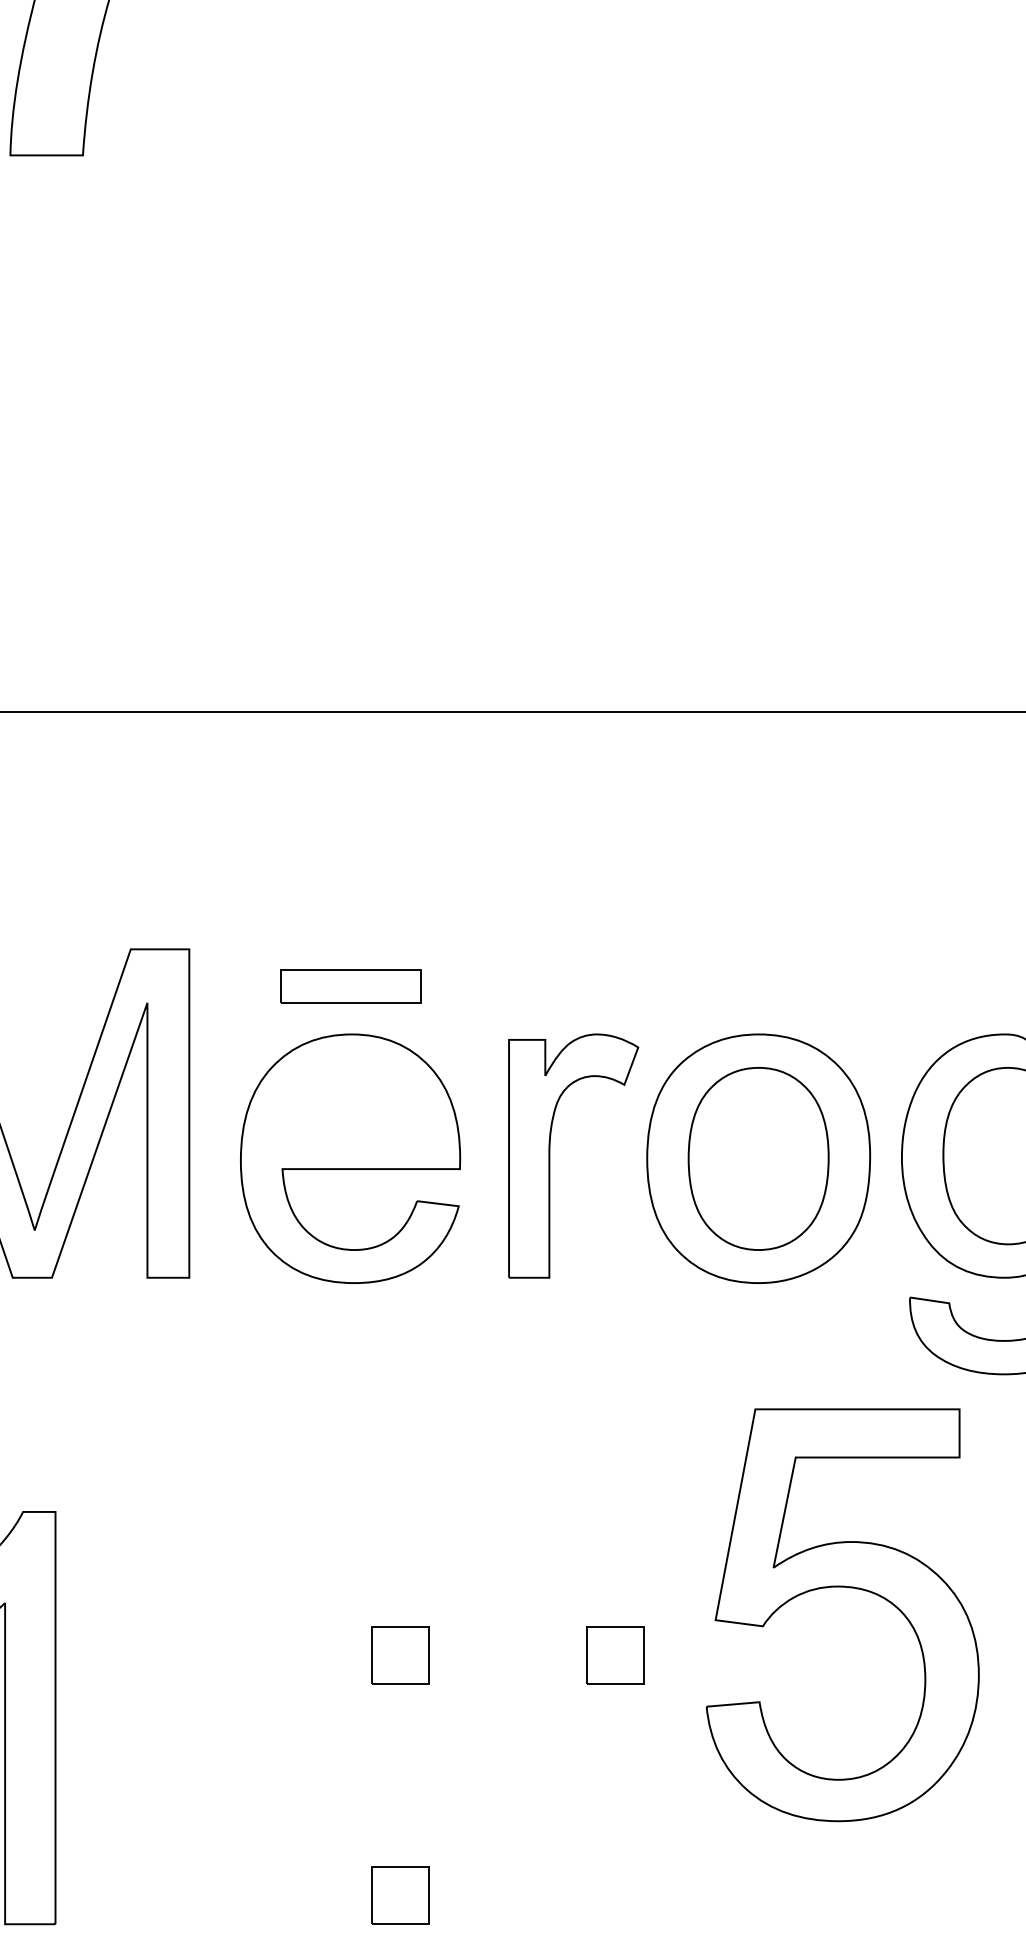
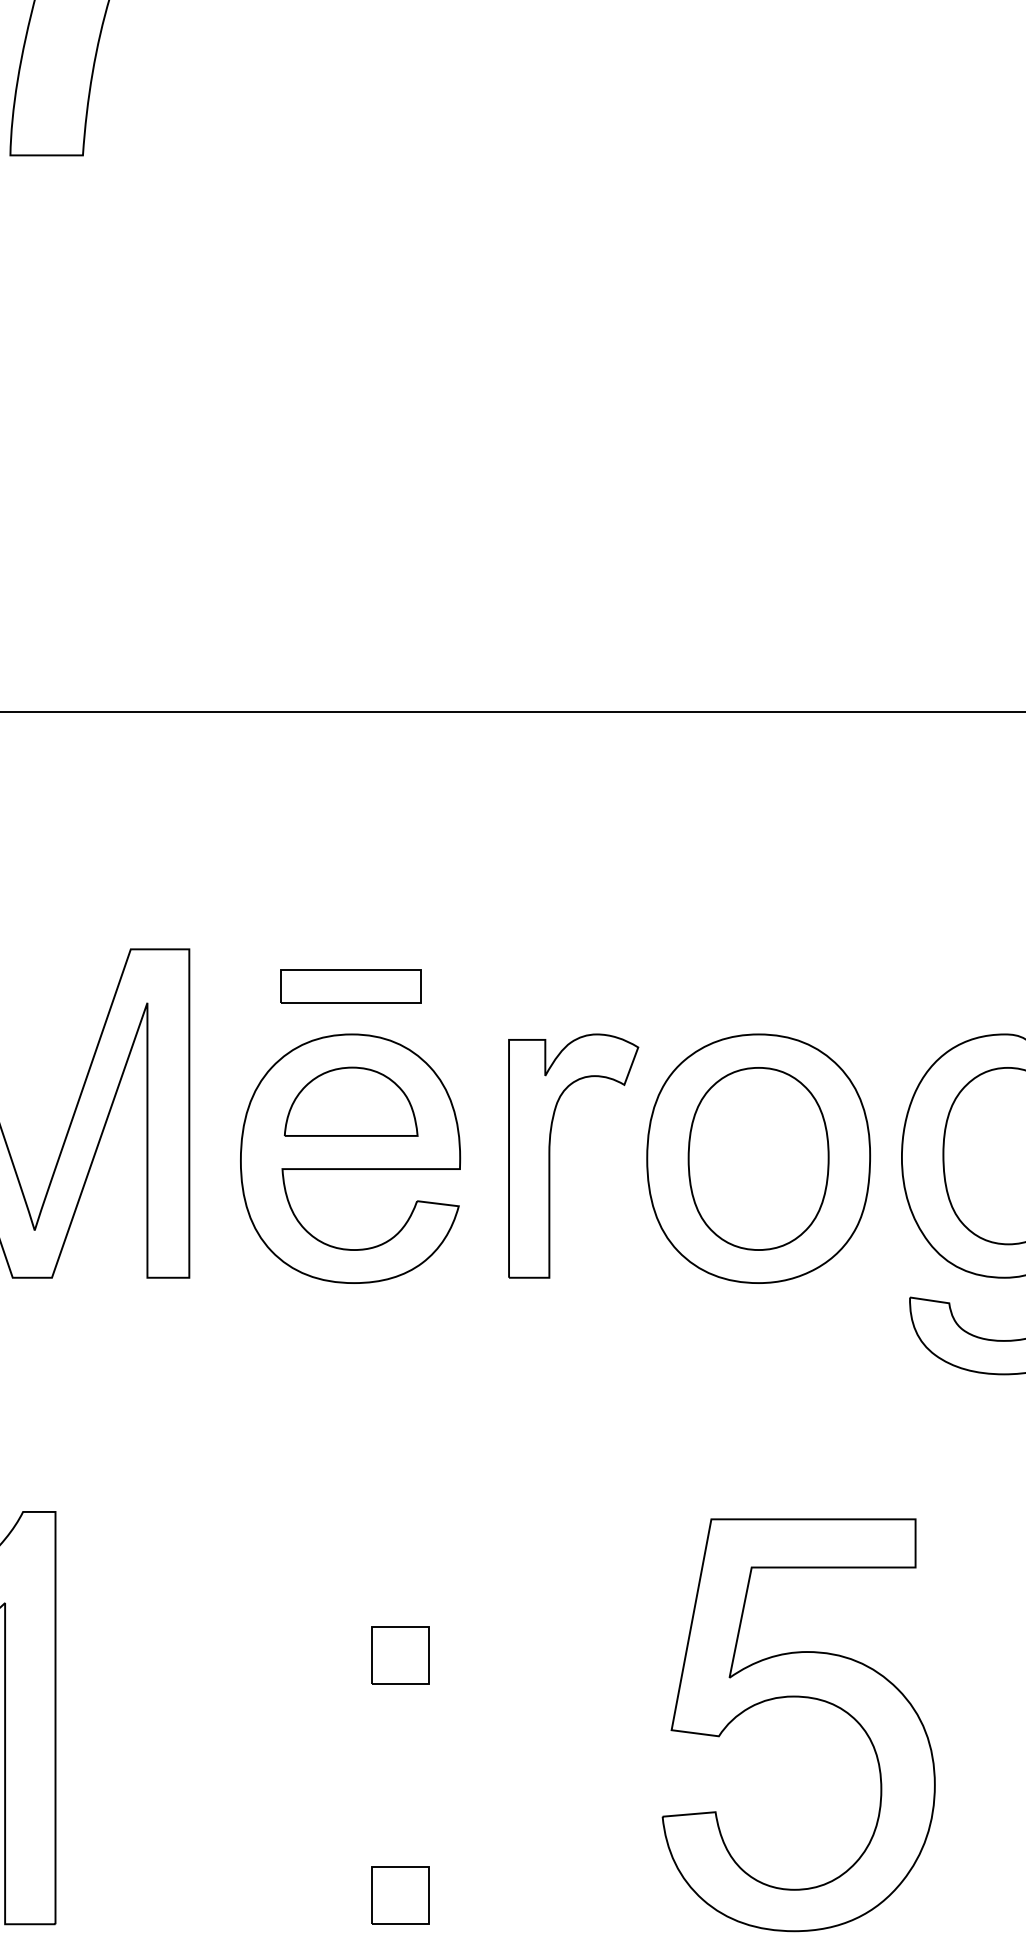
part: none -> present (351, 1101)
part position: (849, 1588) -> (805, 1698) (805, 1698)
part: present -> none (615, 1655)
